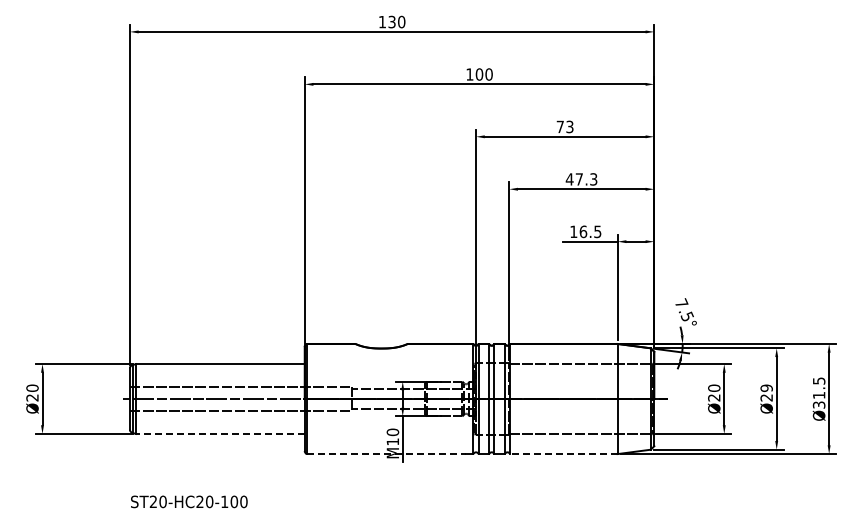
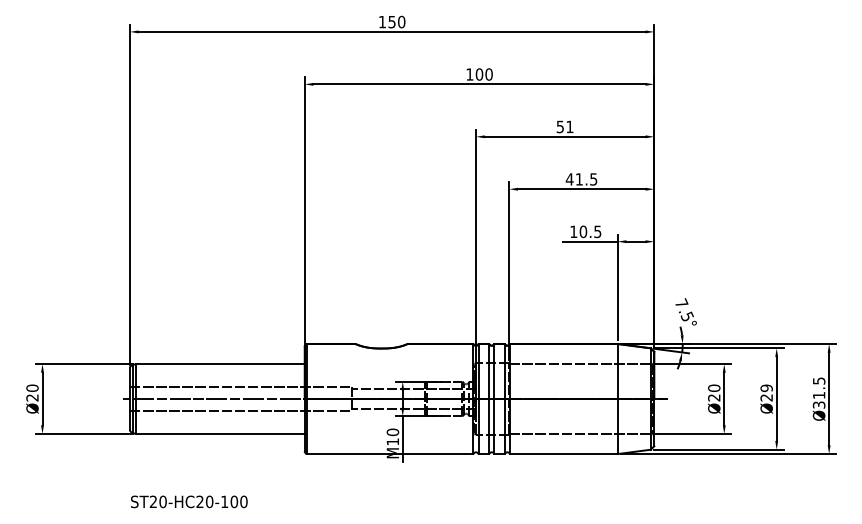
text: 130 -> 150 (391, 21)
text: 73 -> 51 (564, 126)
text: 47.3 -> 41.5 (586, 179)
text: 16.5 -> 10.5 (583, 231)
line: dashed -> solid (219, 433)
line: dashed -> solid (386, 454)
line: dashed -> solid (563, 454)
